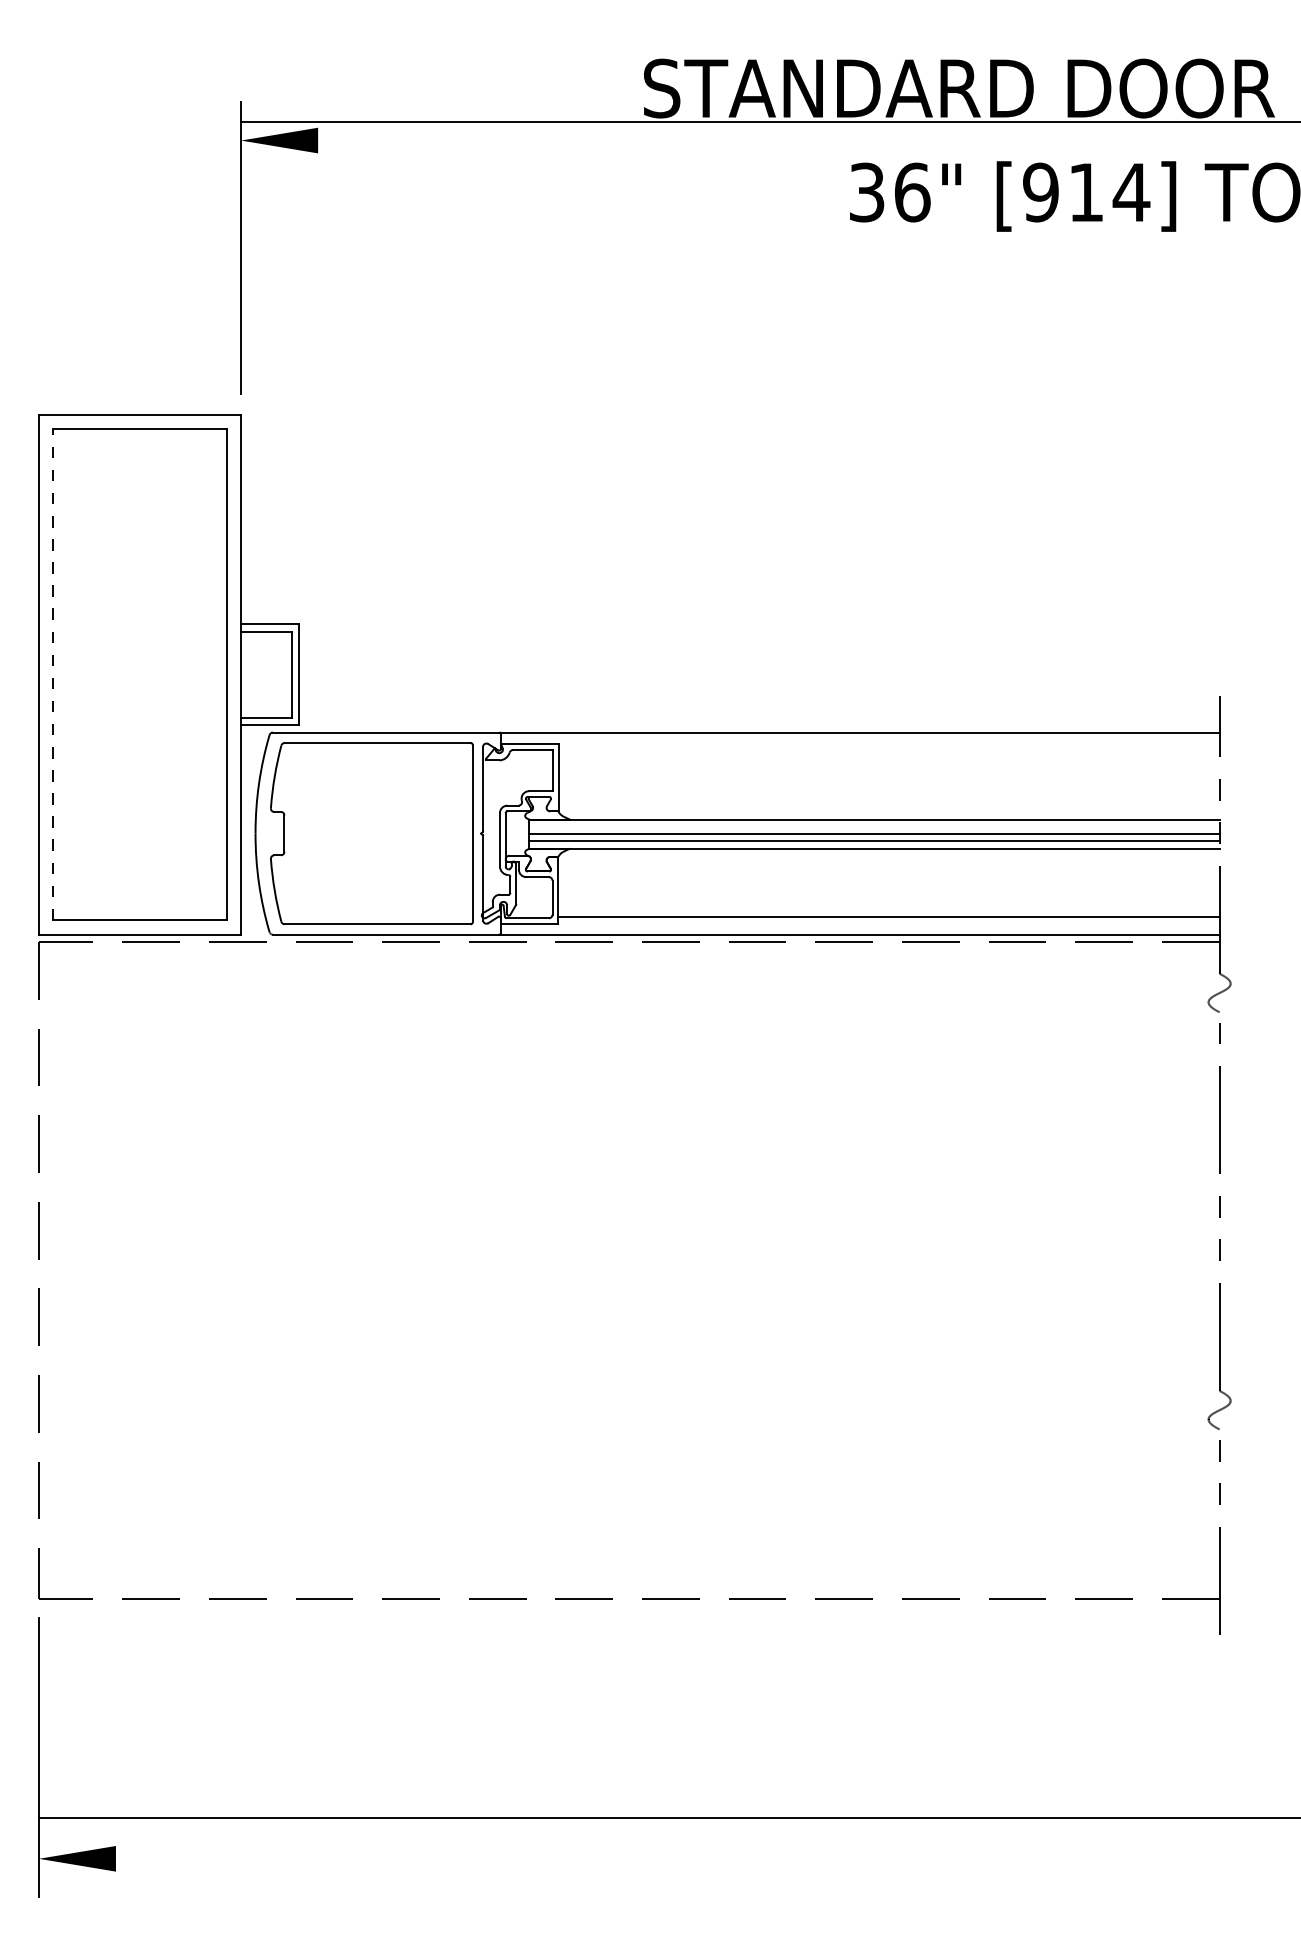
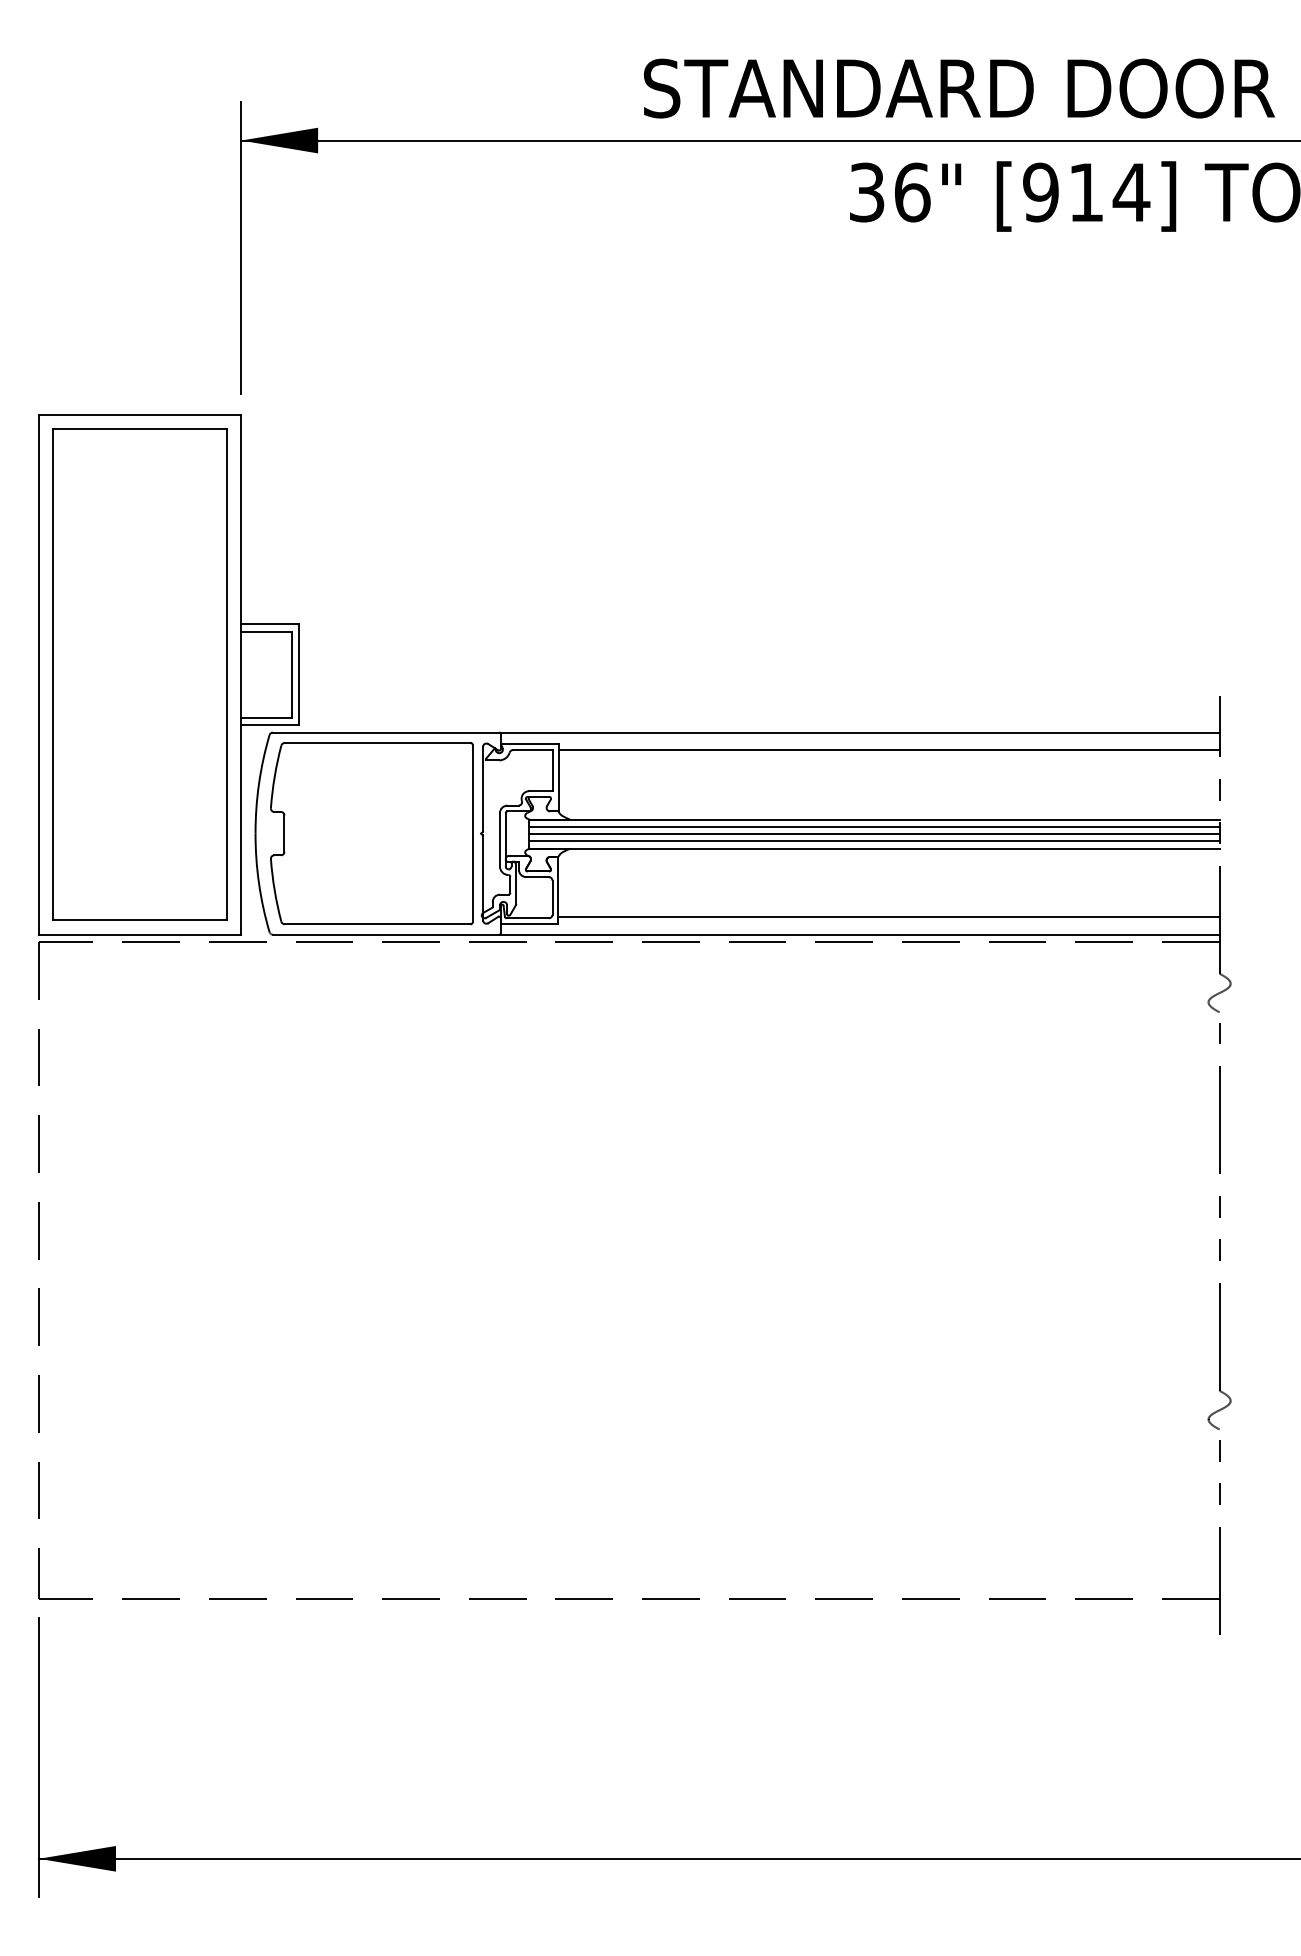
line position: (769, 121) -> (769, 140) (769, 140)
line: dashed -> solid (53, 674)
line: none -> present (888, 750)
line: none -> present (874, 826)
line position: (667, 1817) -> (667, 1858) (667, 1858)
